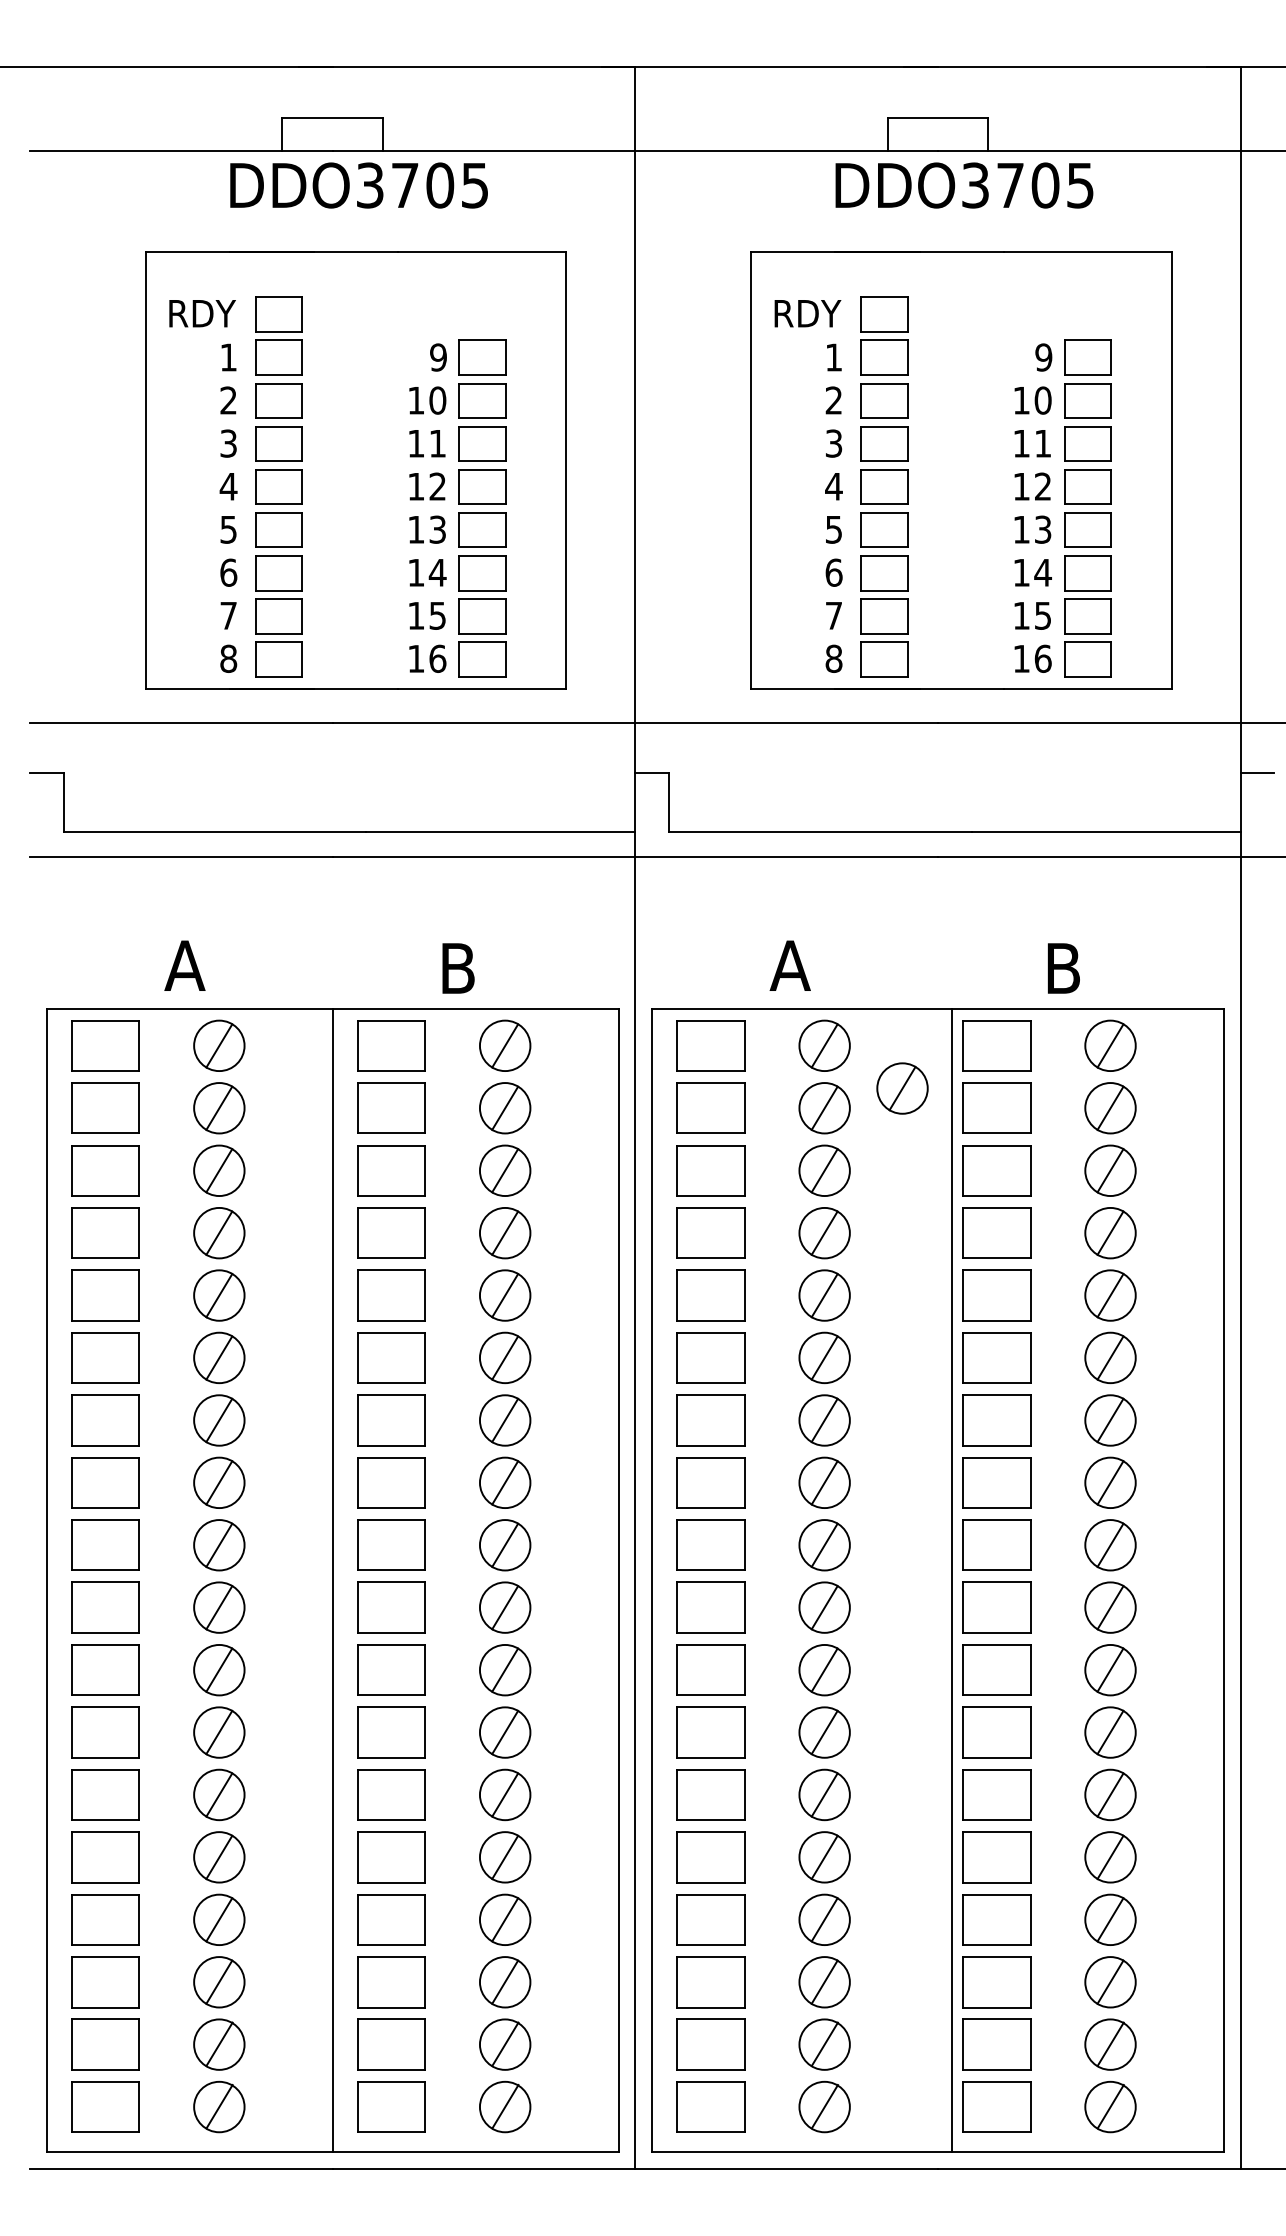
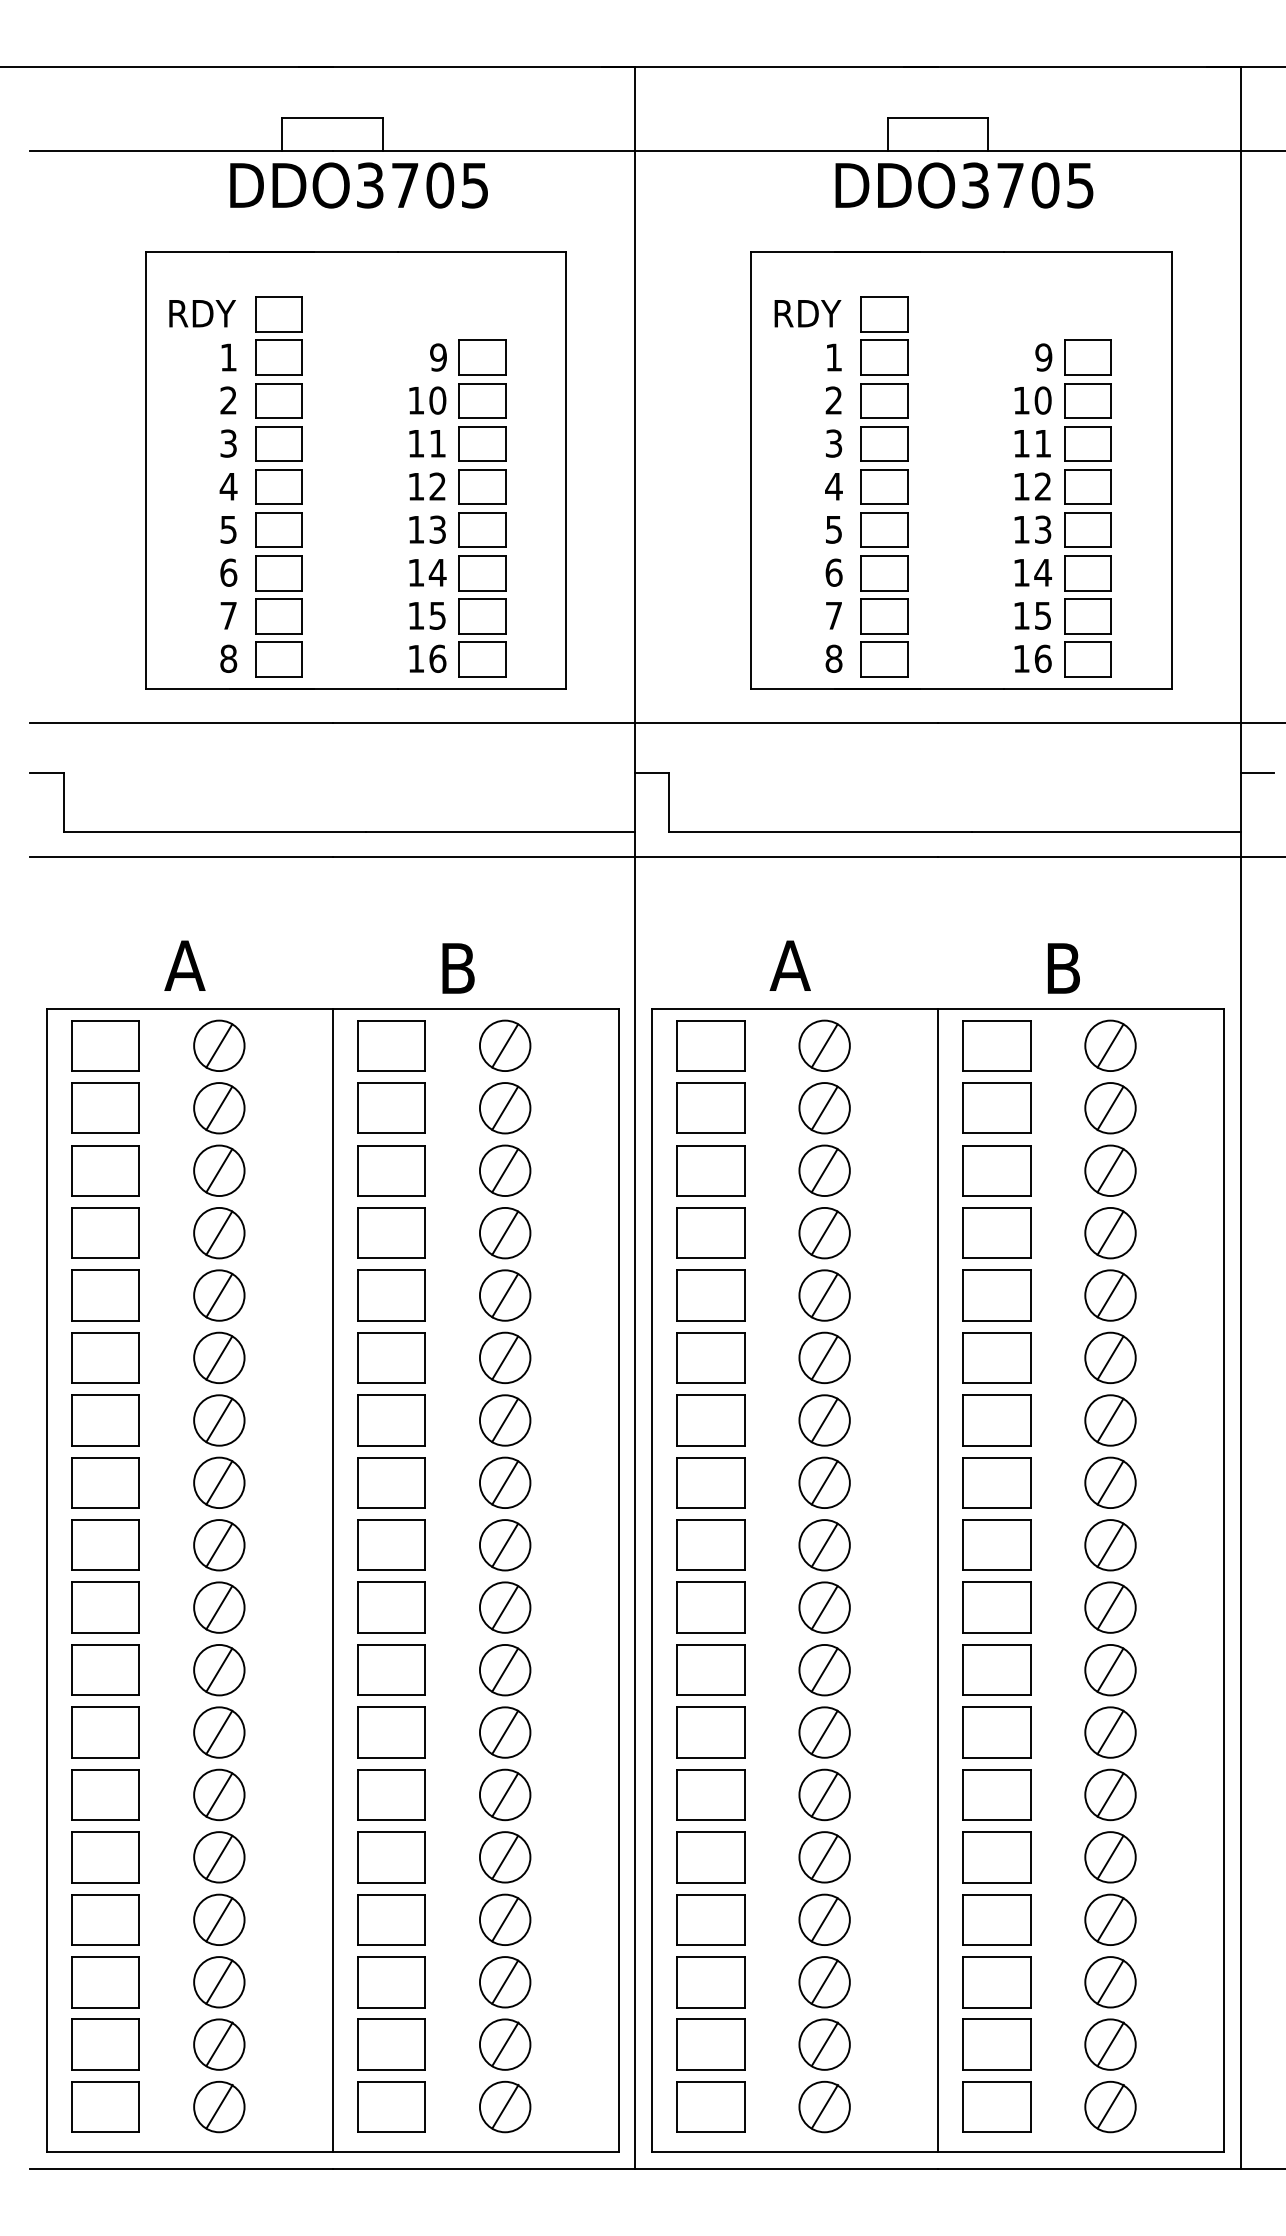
part: present -> none (902, 1088)
line position: (952, 1580) -> (938, 1580) (938, 1580)
